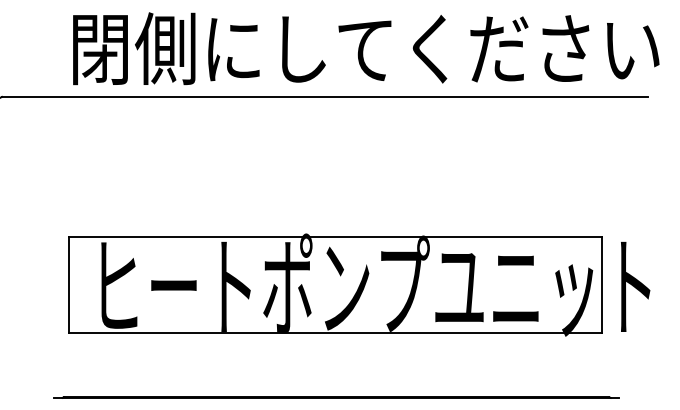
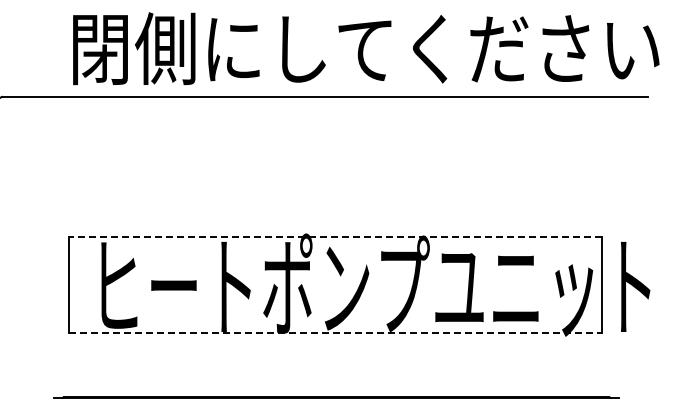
line: solid -> dashed (335, 237)
line: solid -> dashed (335, 333)
